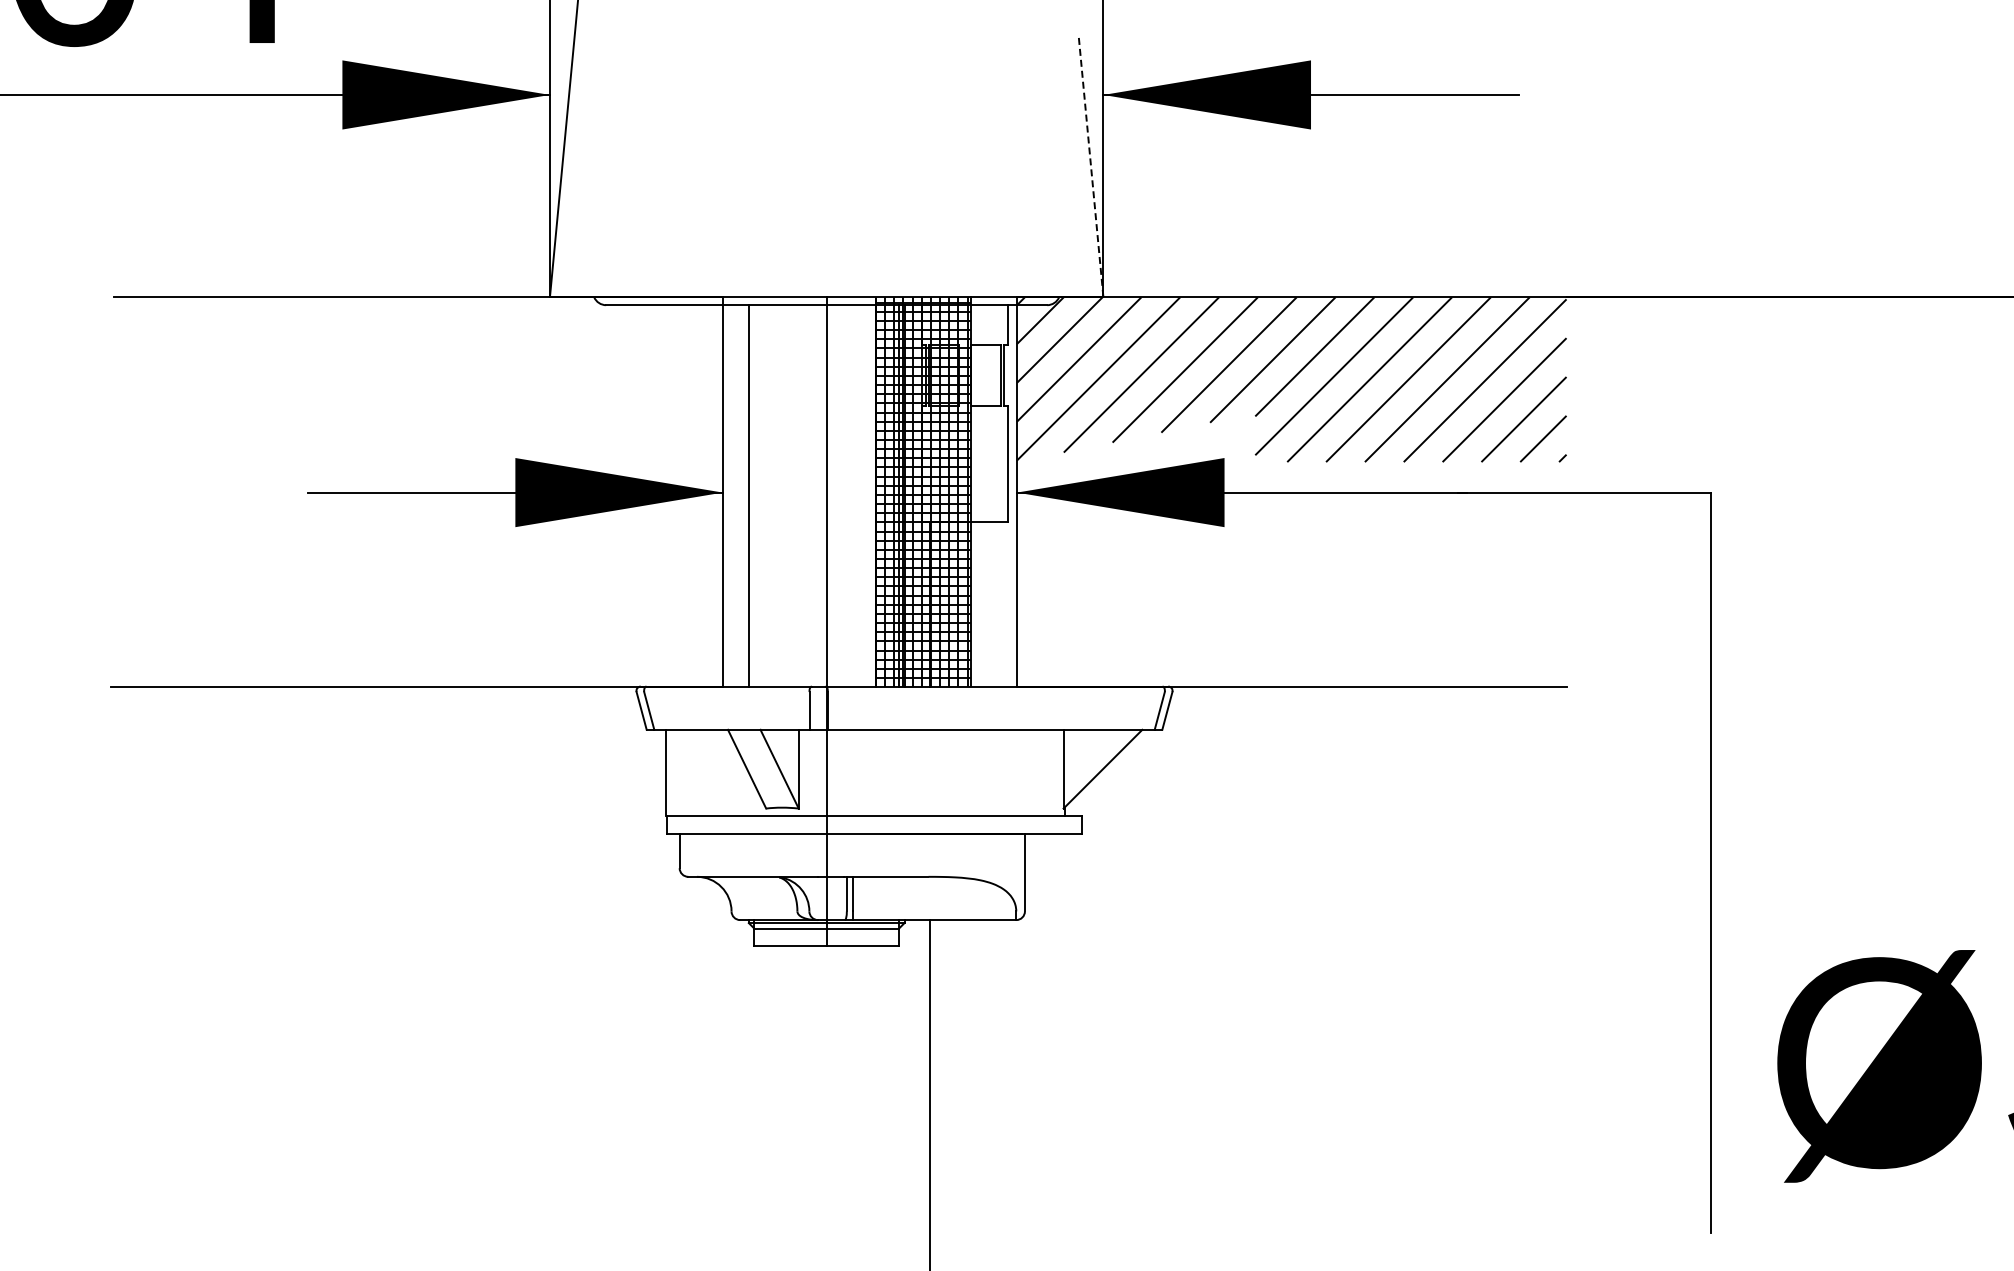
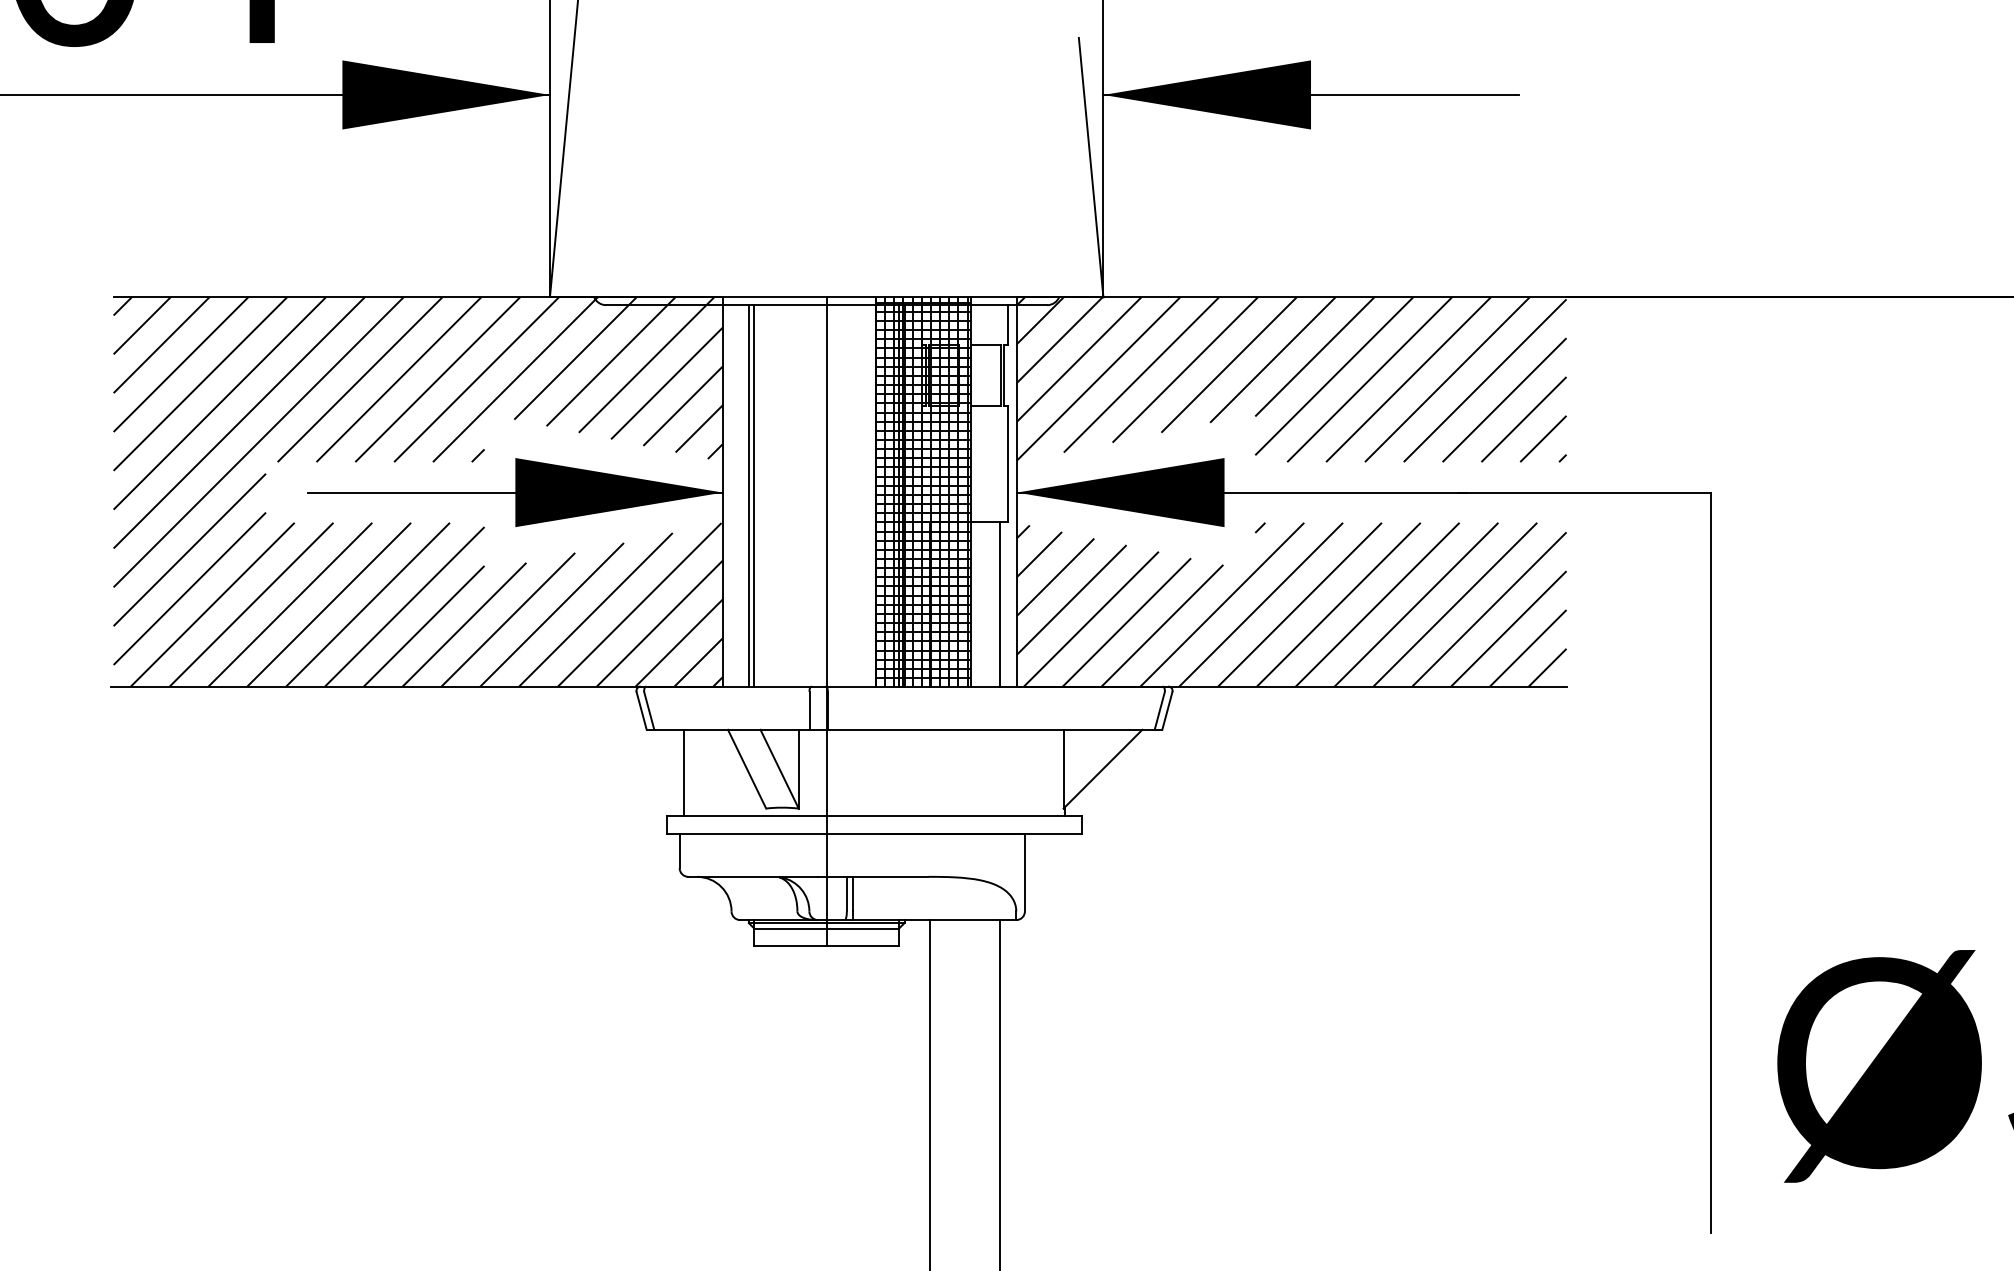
line: dashed -> solid (1091, 168)
hatch: none -> present (417, 491)
line: none -> present (754, 495)
line: none -> present (999, 604)
hatch: none -> present (1291, 604)
line position: (665, 772) -> (683, 772) (683, 772)
line: none -> present (999, 1093)
